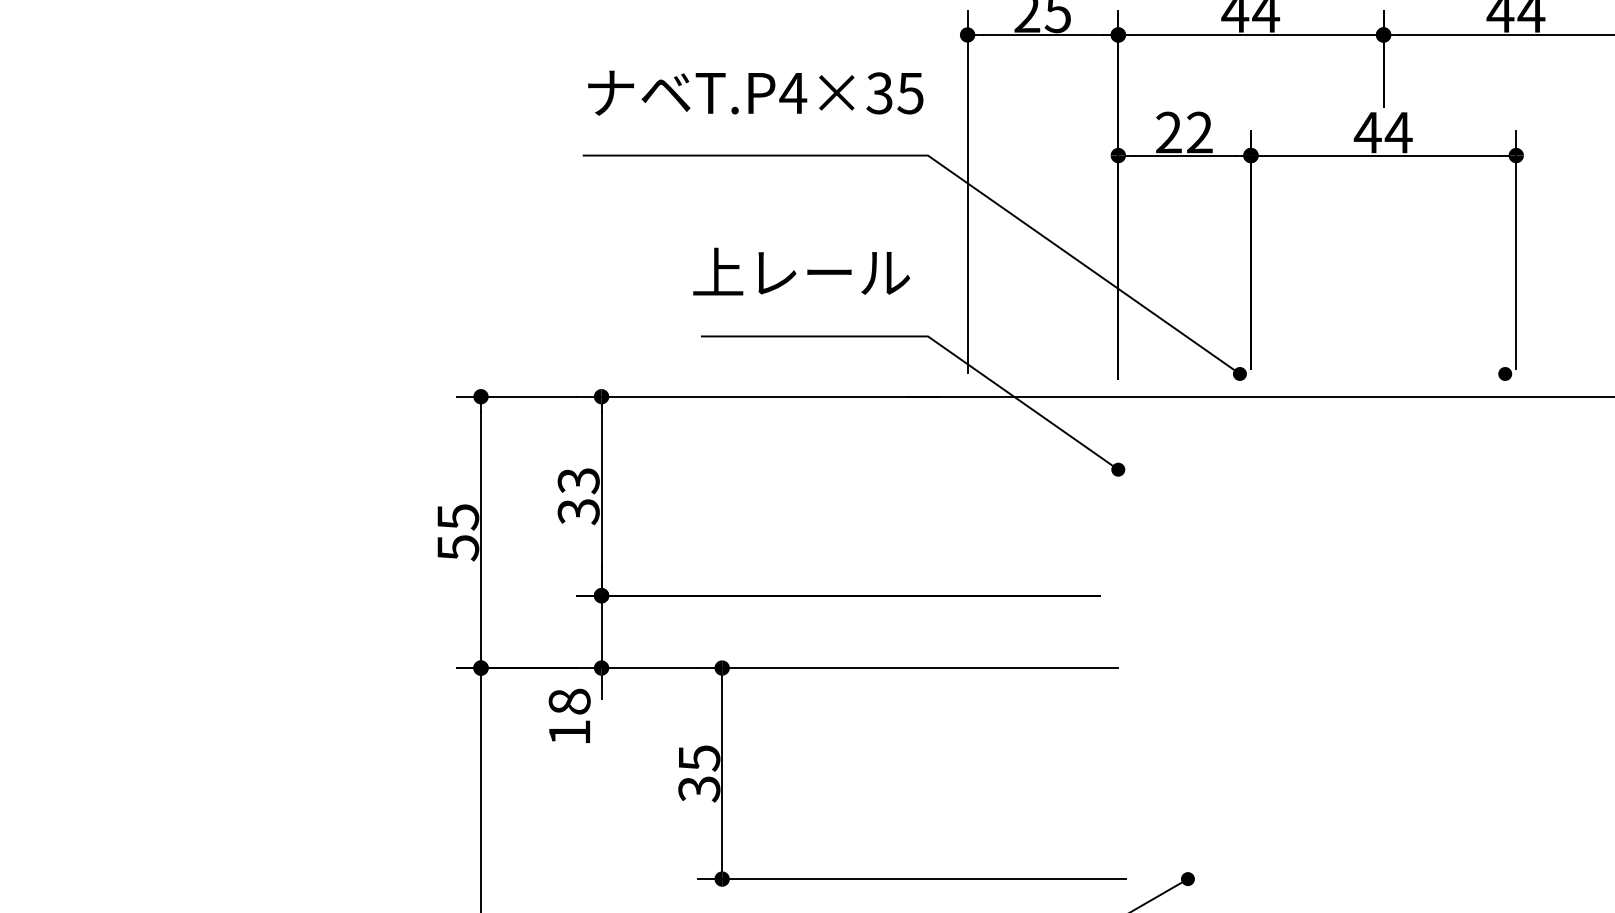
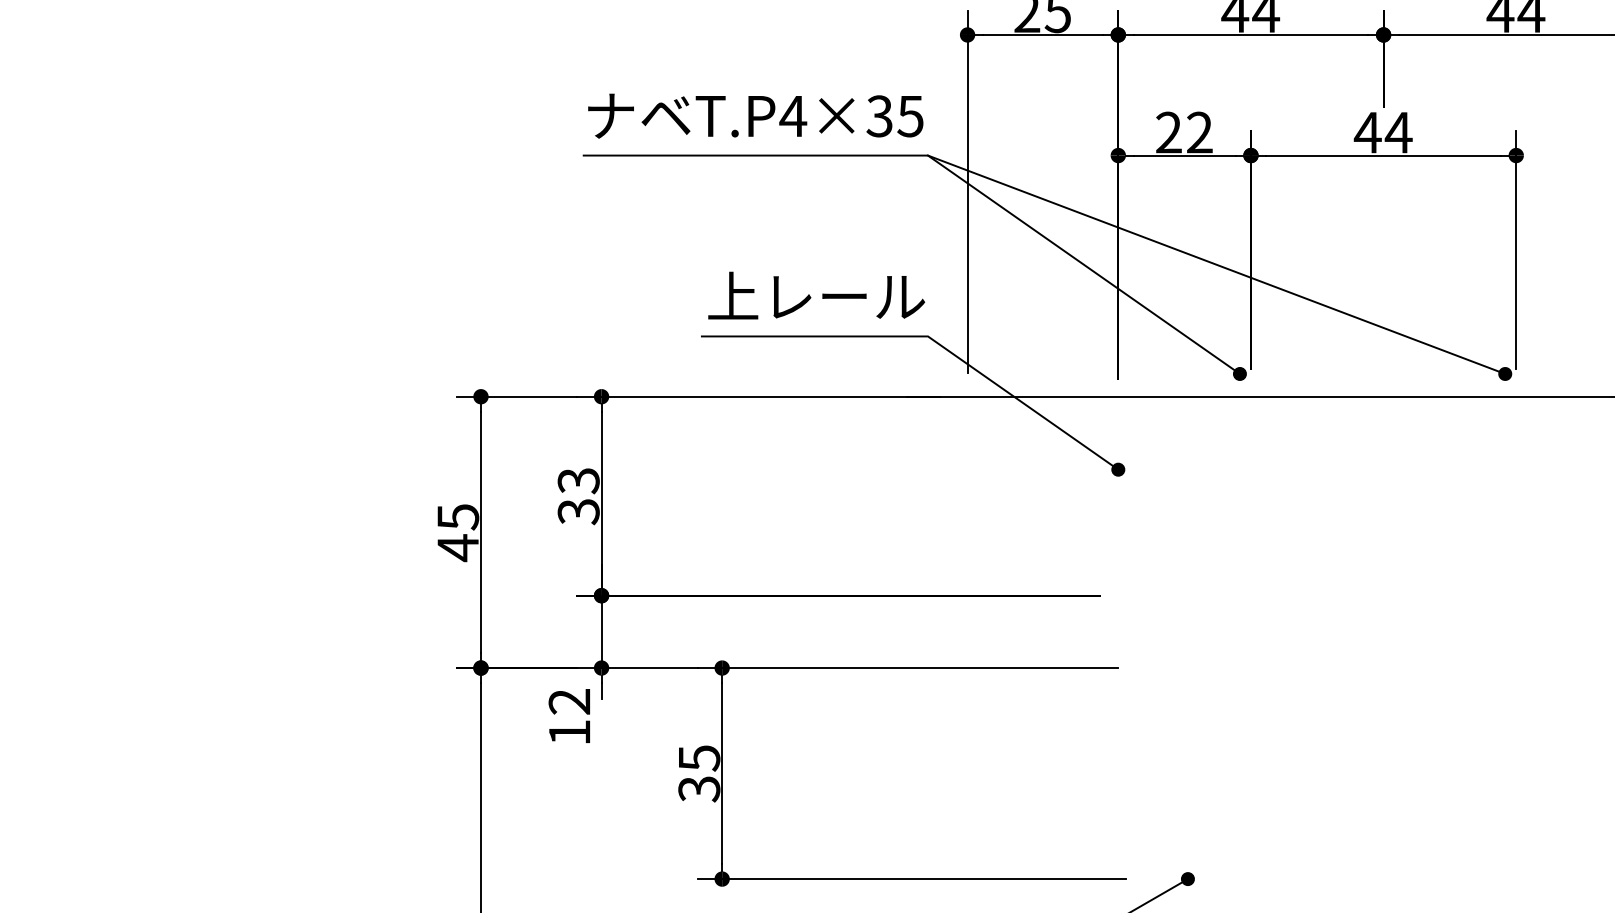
text position: (755, 92) -> (755, 115) (755, 115)
line: none -> present (1216, 264)
text position: (801, 271) -> (816, 295) (816, 295)
text: 55 -> 45 (458, 548)
text: 18 -> 12 (569, 701)
